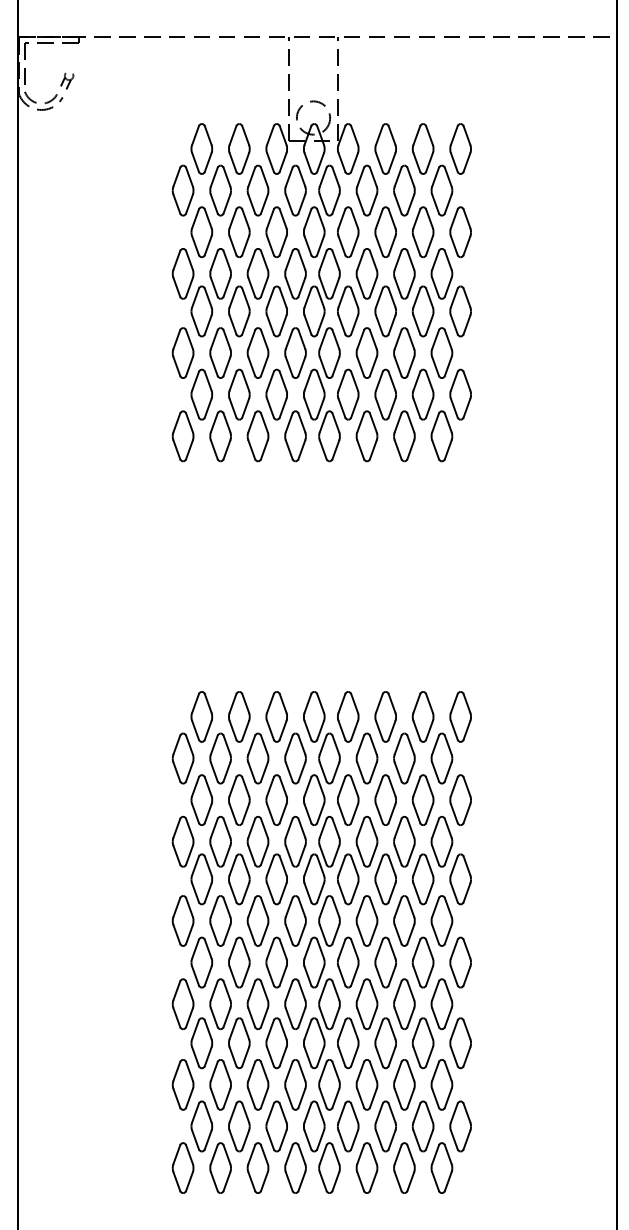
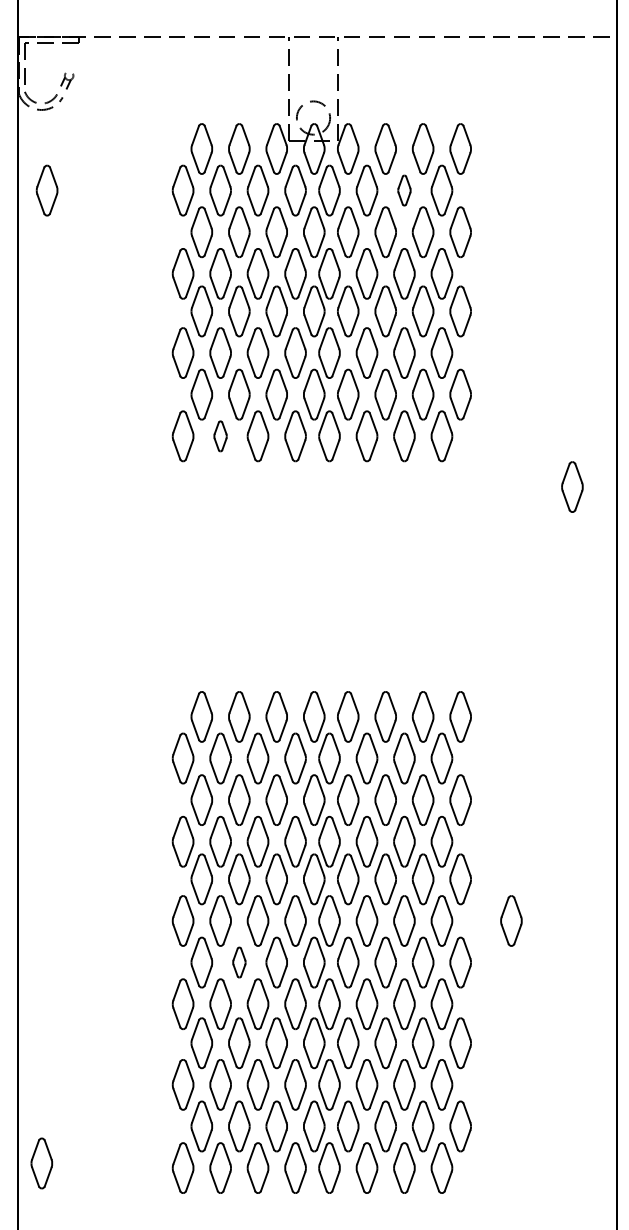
part: none -> present (46, 190)
part size: 23x53 px -> 15x33 px (404, 190)
part size: 23x53 px -> 15x33 px (220, 436)
part: none -> present (572, 486)
part: none -> present (511, 920)
part size: 23x53 px -> 15x33 px (239, 962)
part: none -> present (41, 1163)
